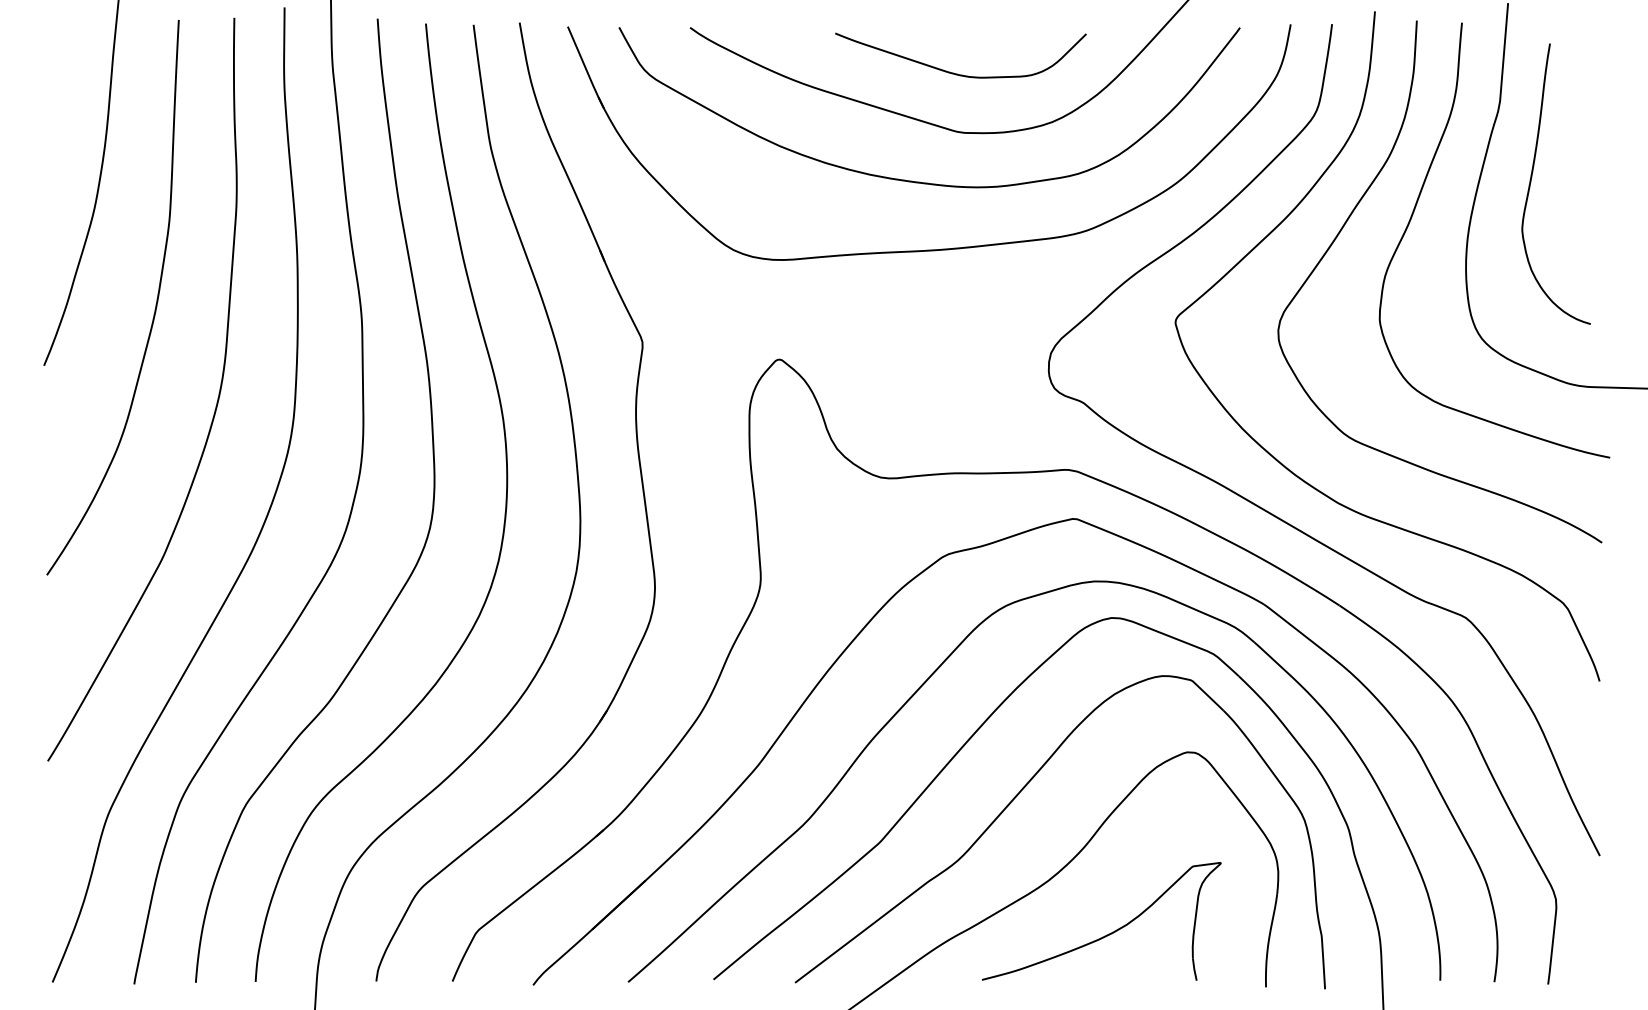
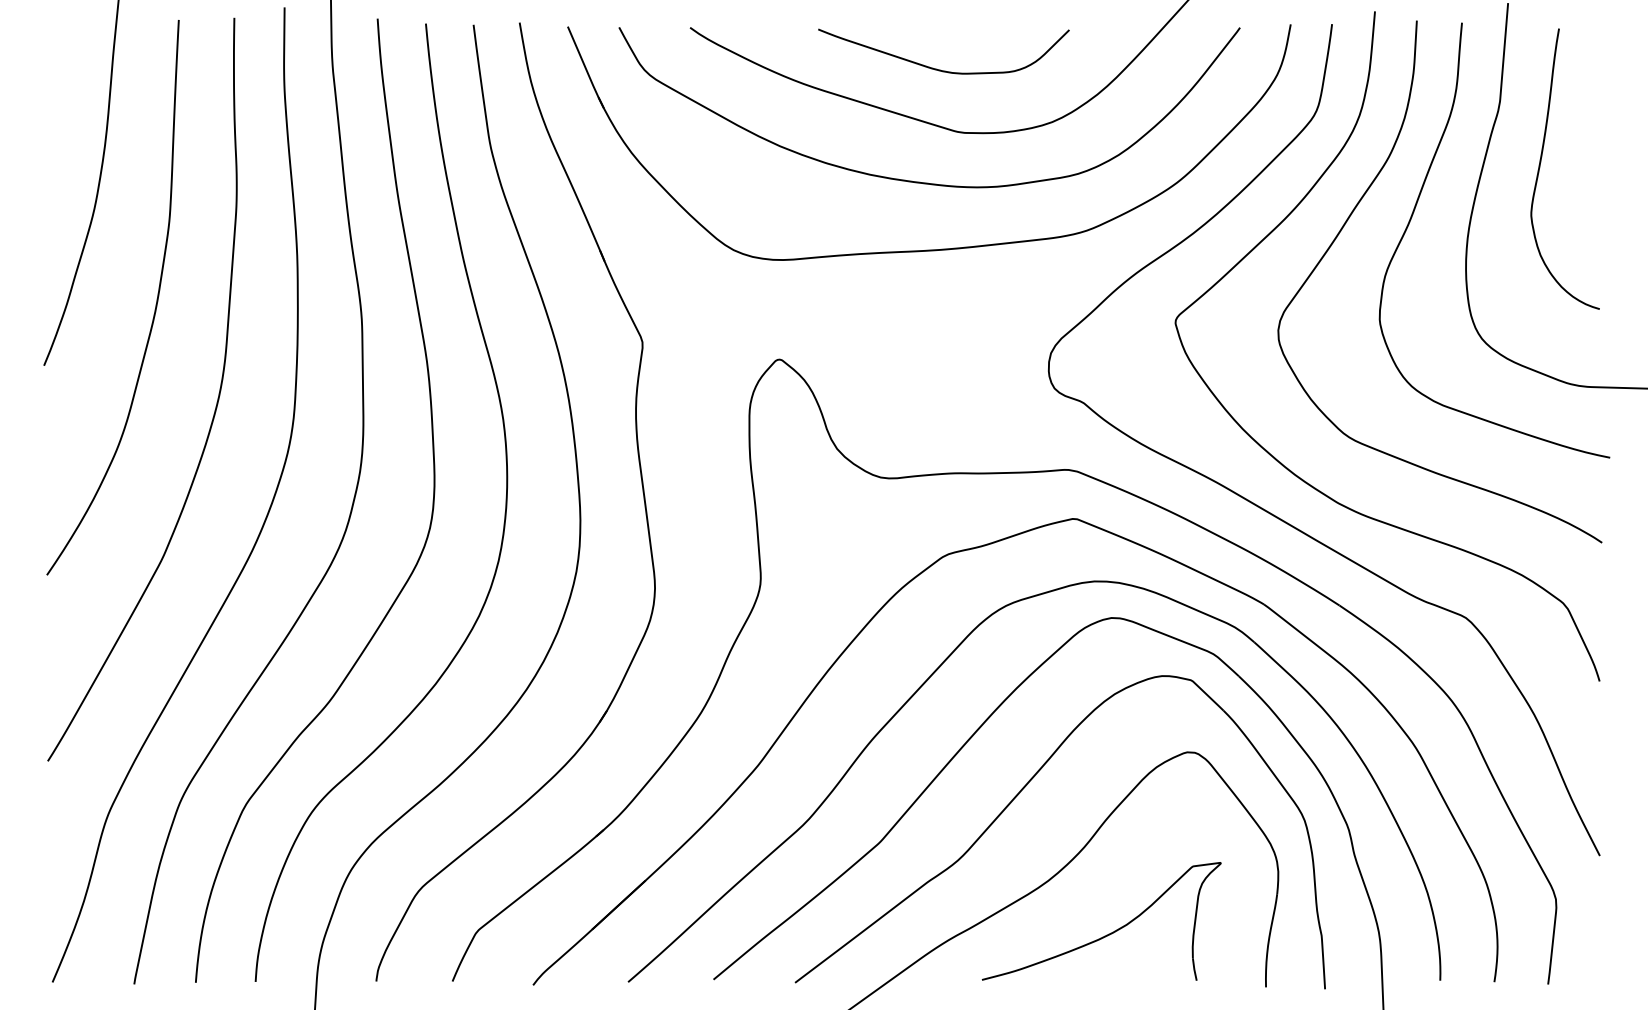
curve position: (957, 73) -> (940, 69) (940, 69)
curve position: (1532, 177) -> (1541, 162) (1541, 162)
